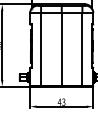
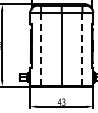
line: solid -> dashed (41, 48)
line: solid -> dashed (82, 49)
